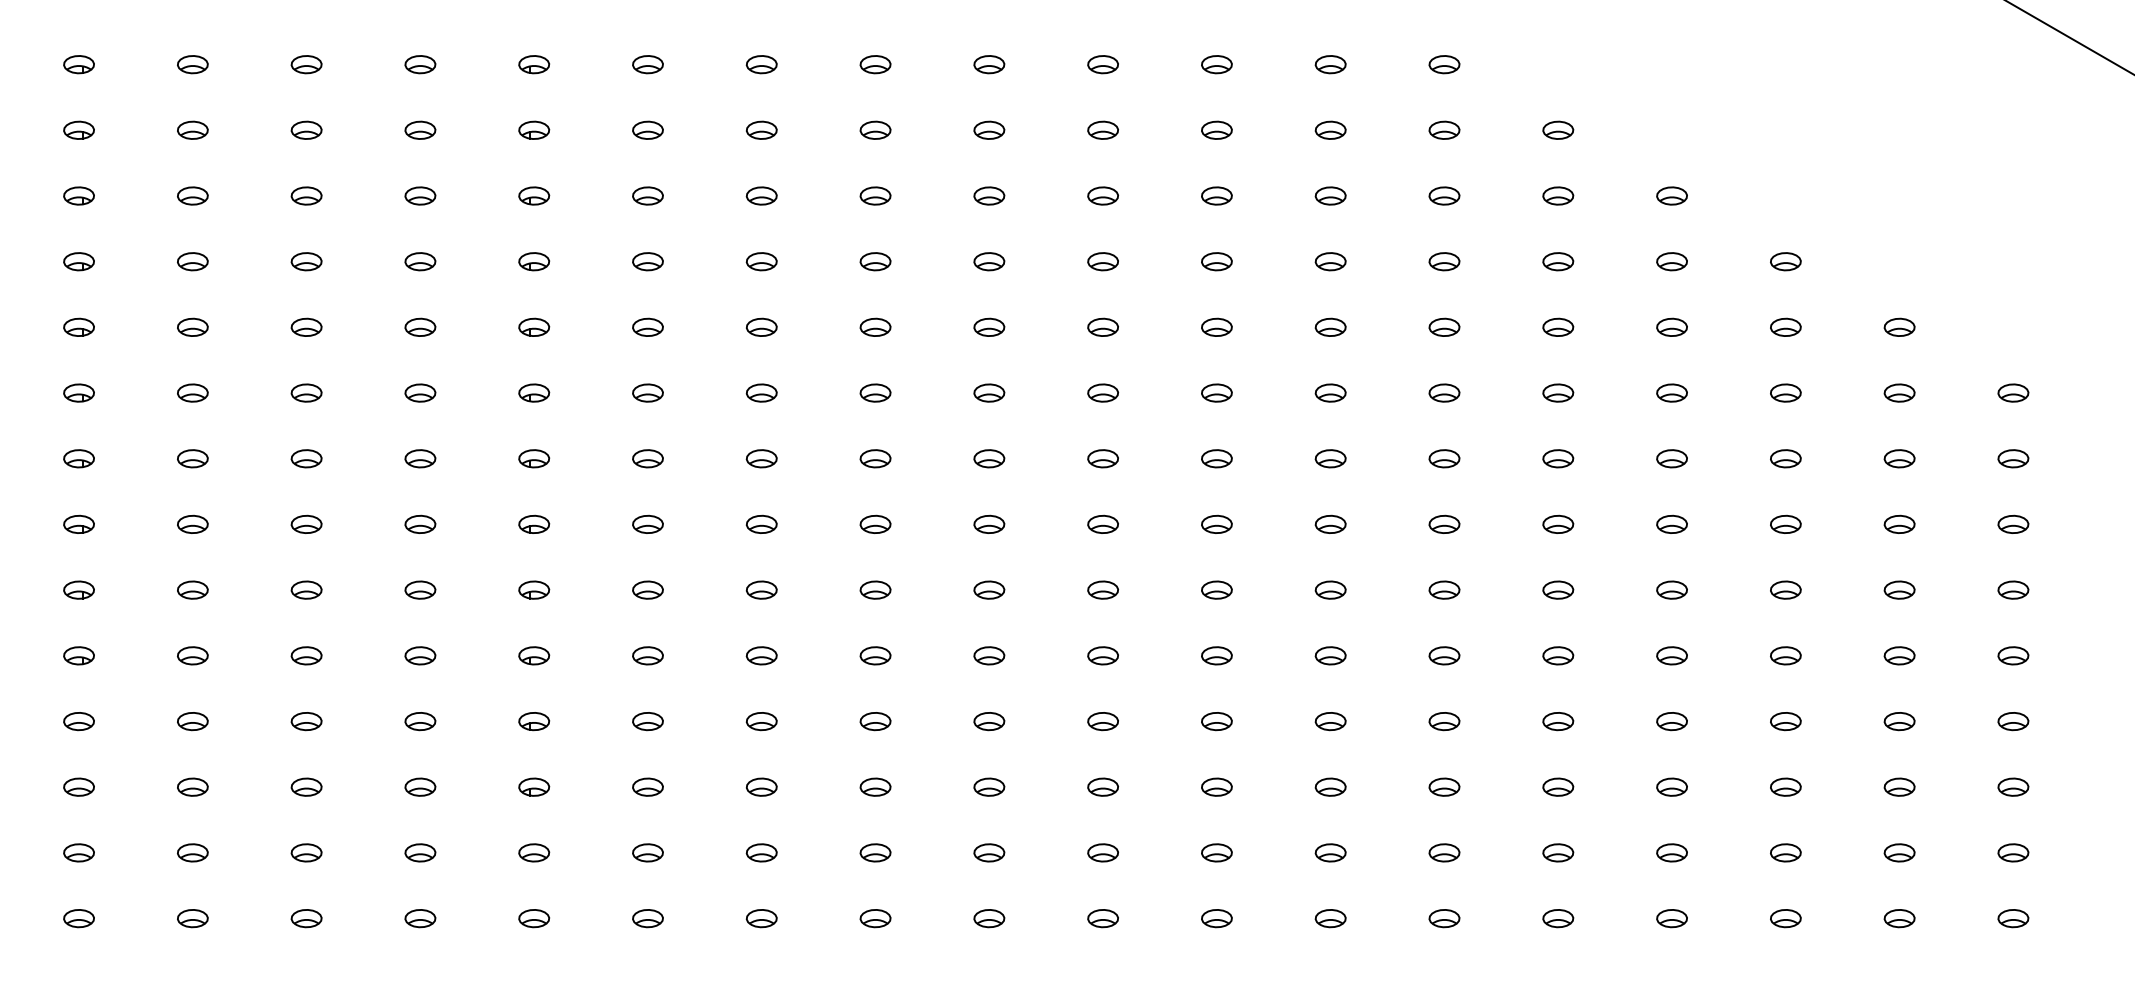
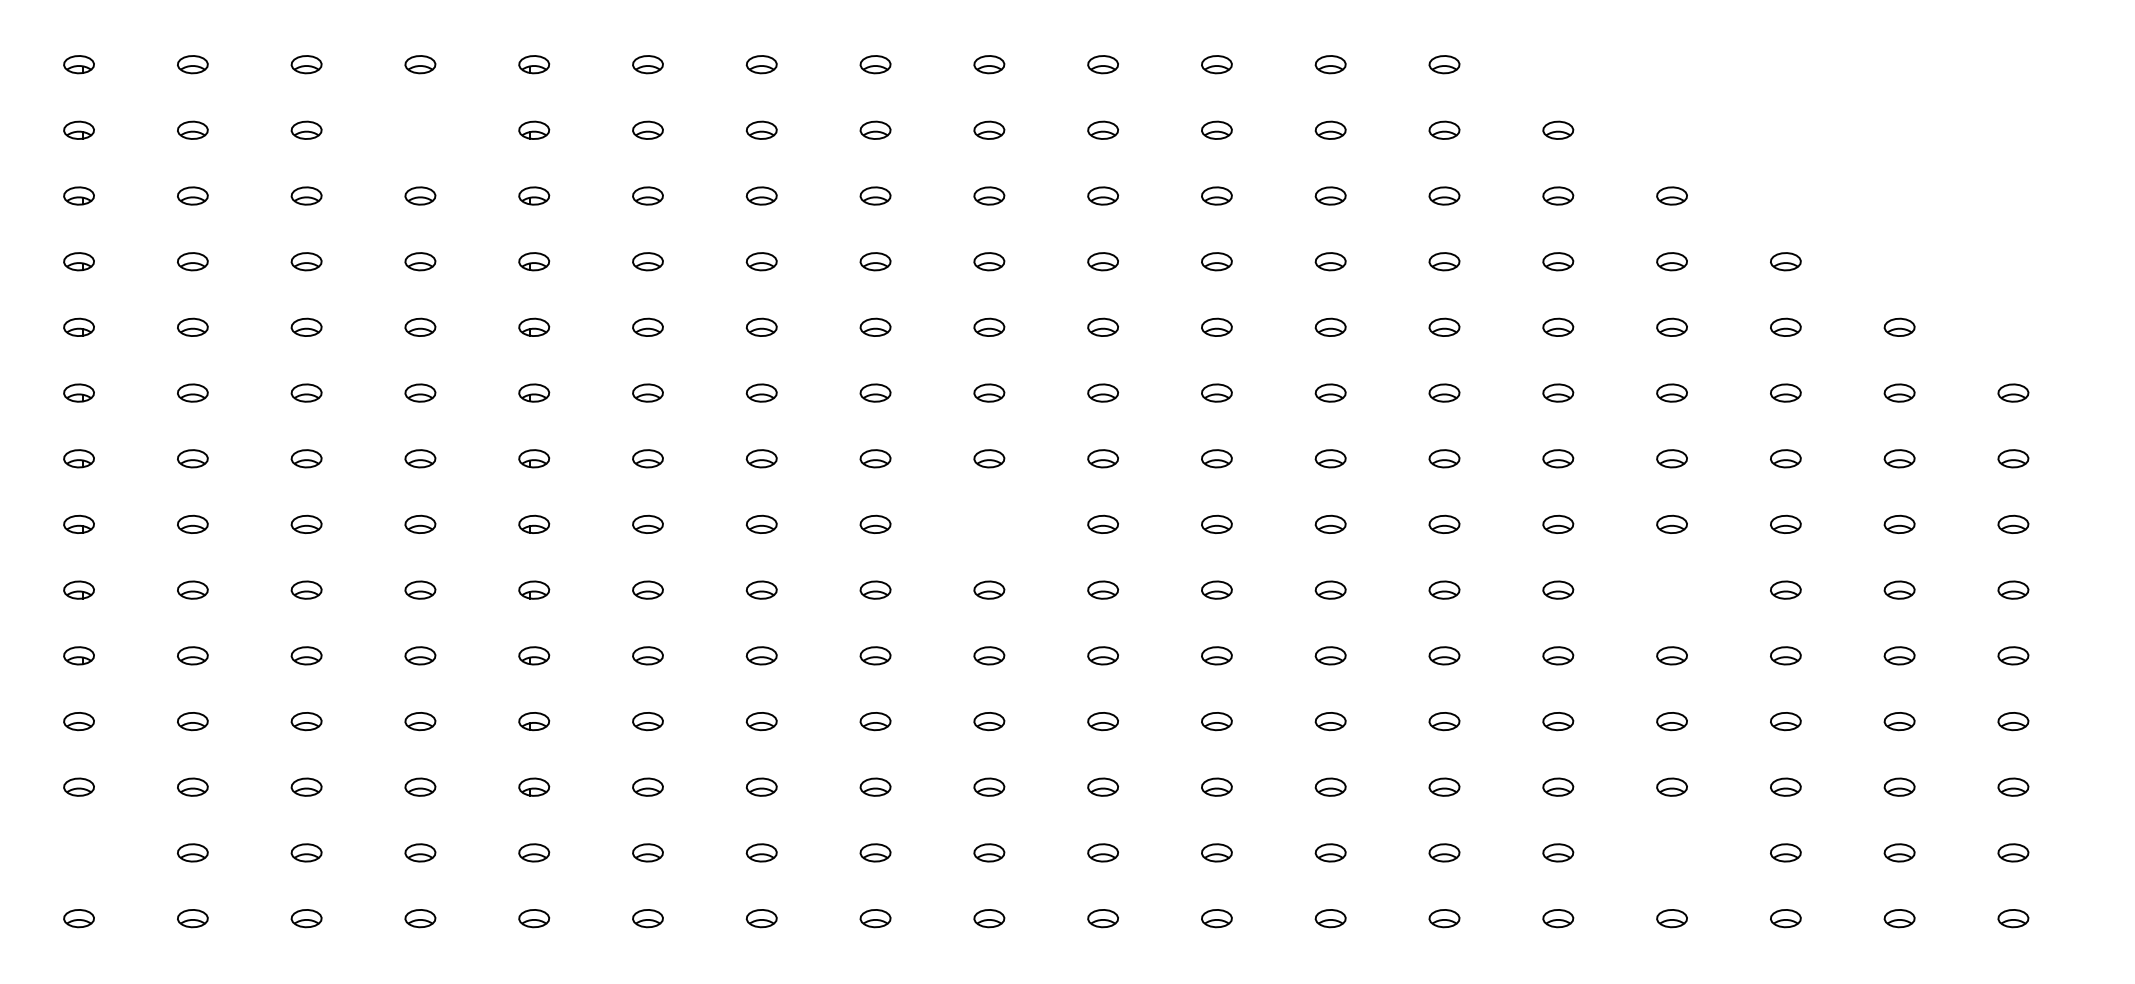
line: present -> none (2069, 37)
part: present -> none (420, 129)
part: present -> none (989, 523)
part: present -> none (1671, 589)
part: present -> none (78, 852)
part: present -> none (1671, 852)
